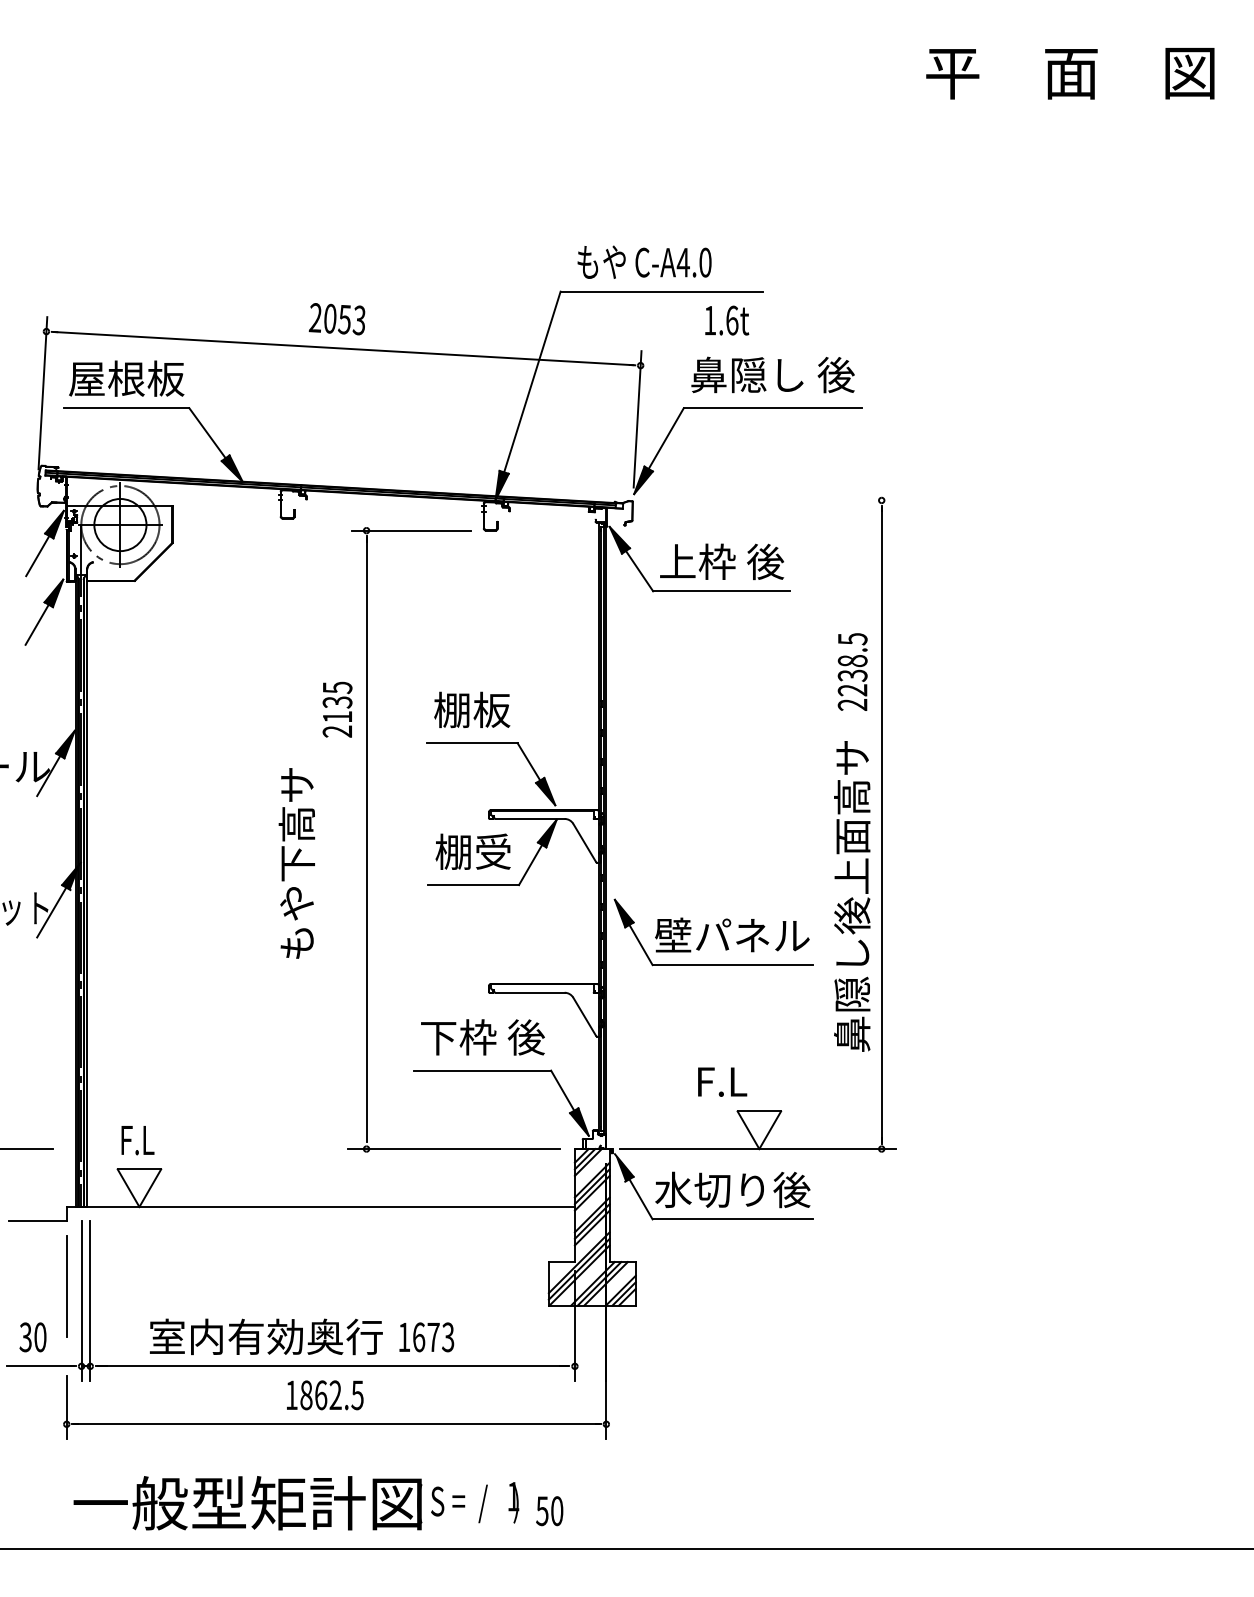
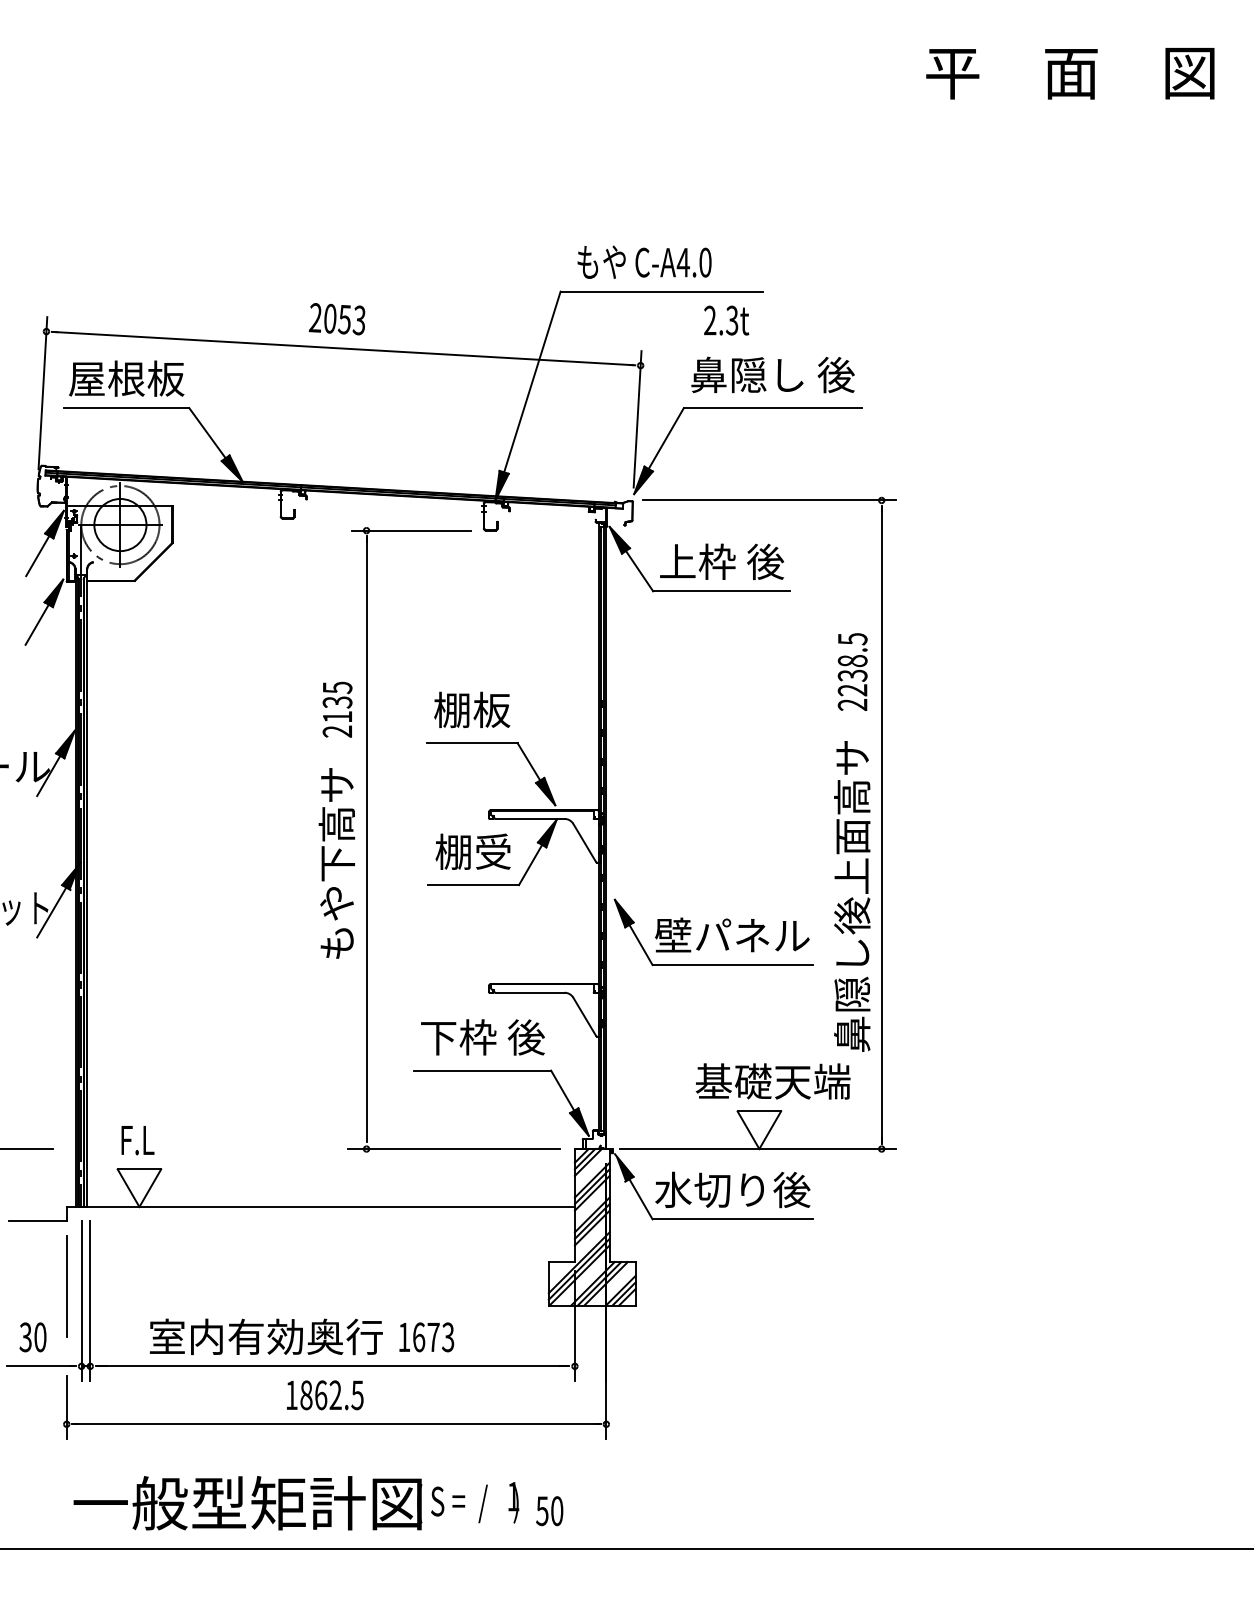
text: 1.6t -> 2.3t (721, 320)
line: none -> present (769, 500)
text position: (296, 863) -> (336, 863) (336, 863)
text: F.L -> 基礎天端 (772, 1081)
